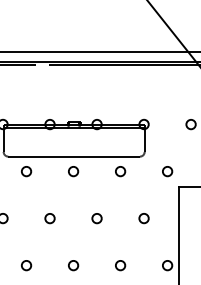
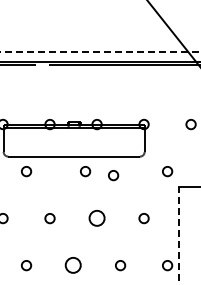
line: solid -> dashed (100, 51)
circle position: (73, 171) -> (85, 171) (85, 171)
circle position: (120, 171) -> (113, 175) (113, 175)
circle size: 12x12 px -> 18x17 px (96, 218)
line: solid -> dashed (179, 235)
circle size: 12x12 px -> 18x17 px (72, 265)
